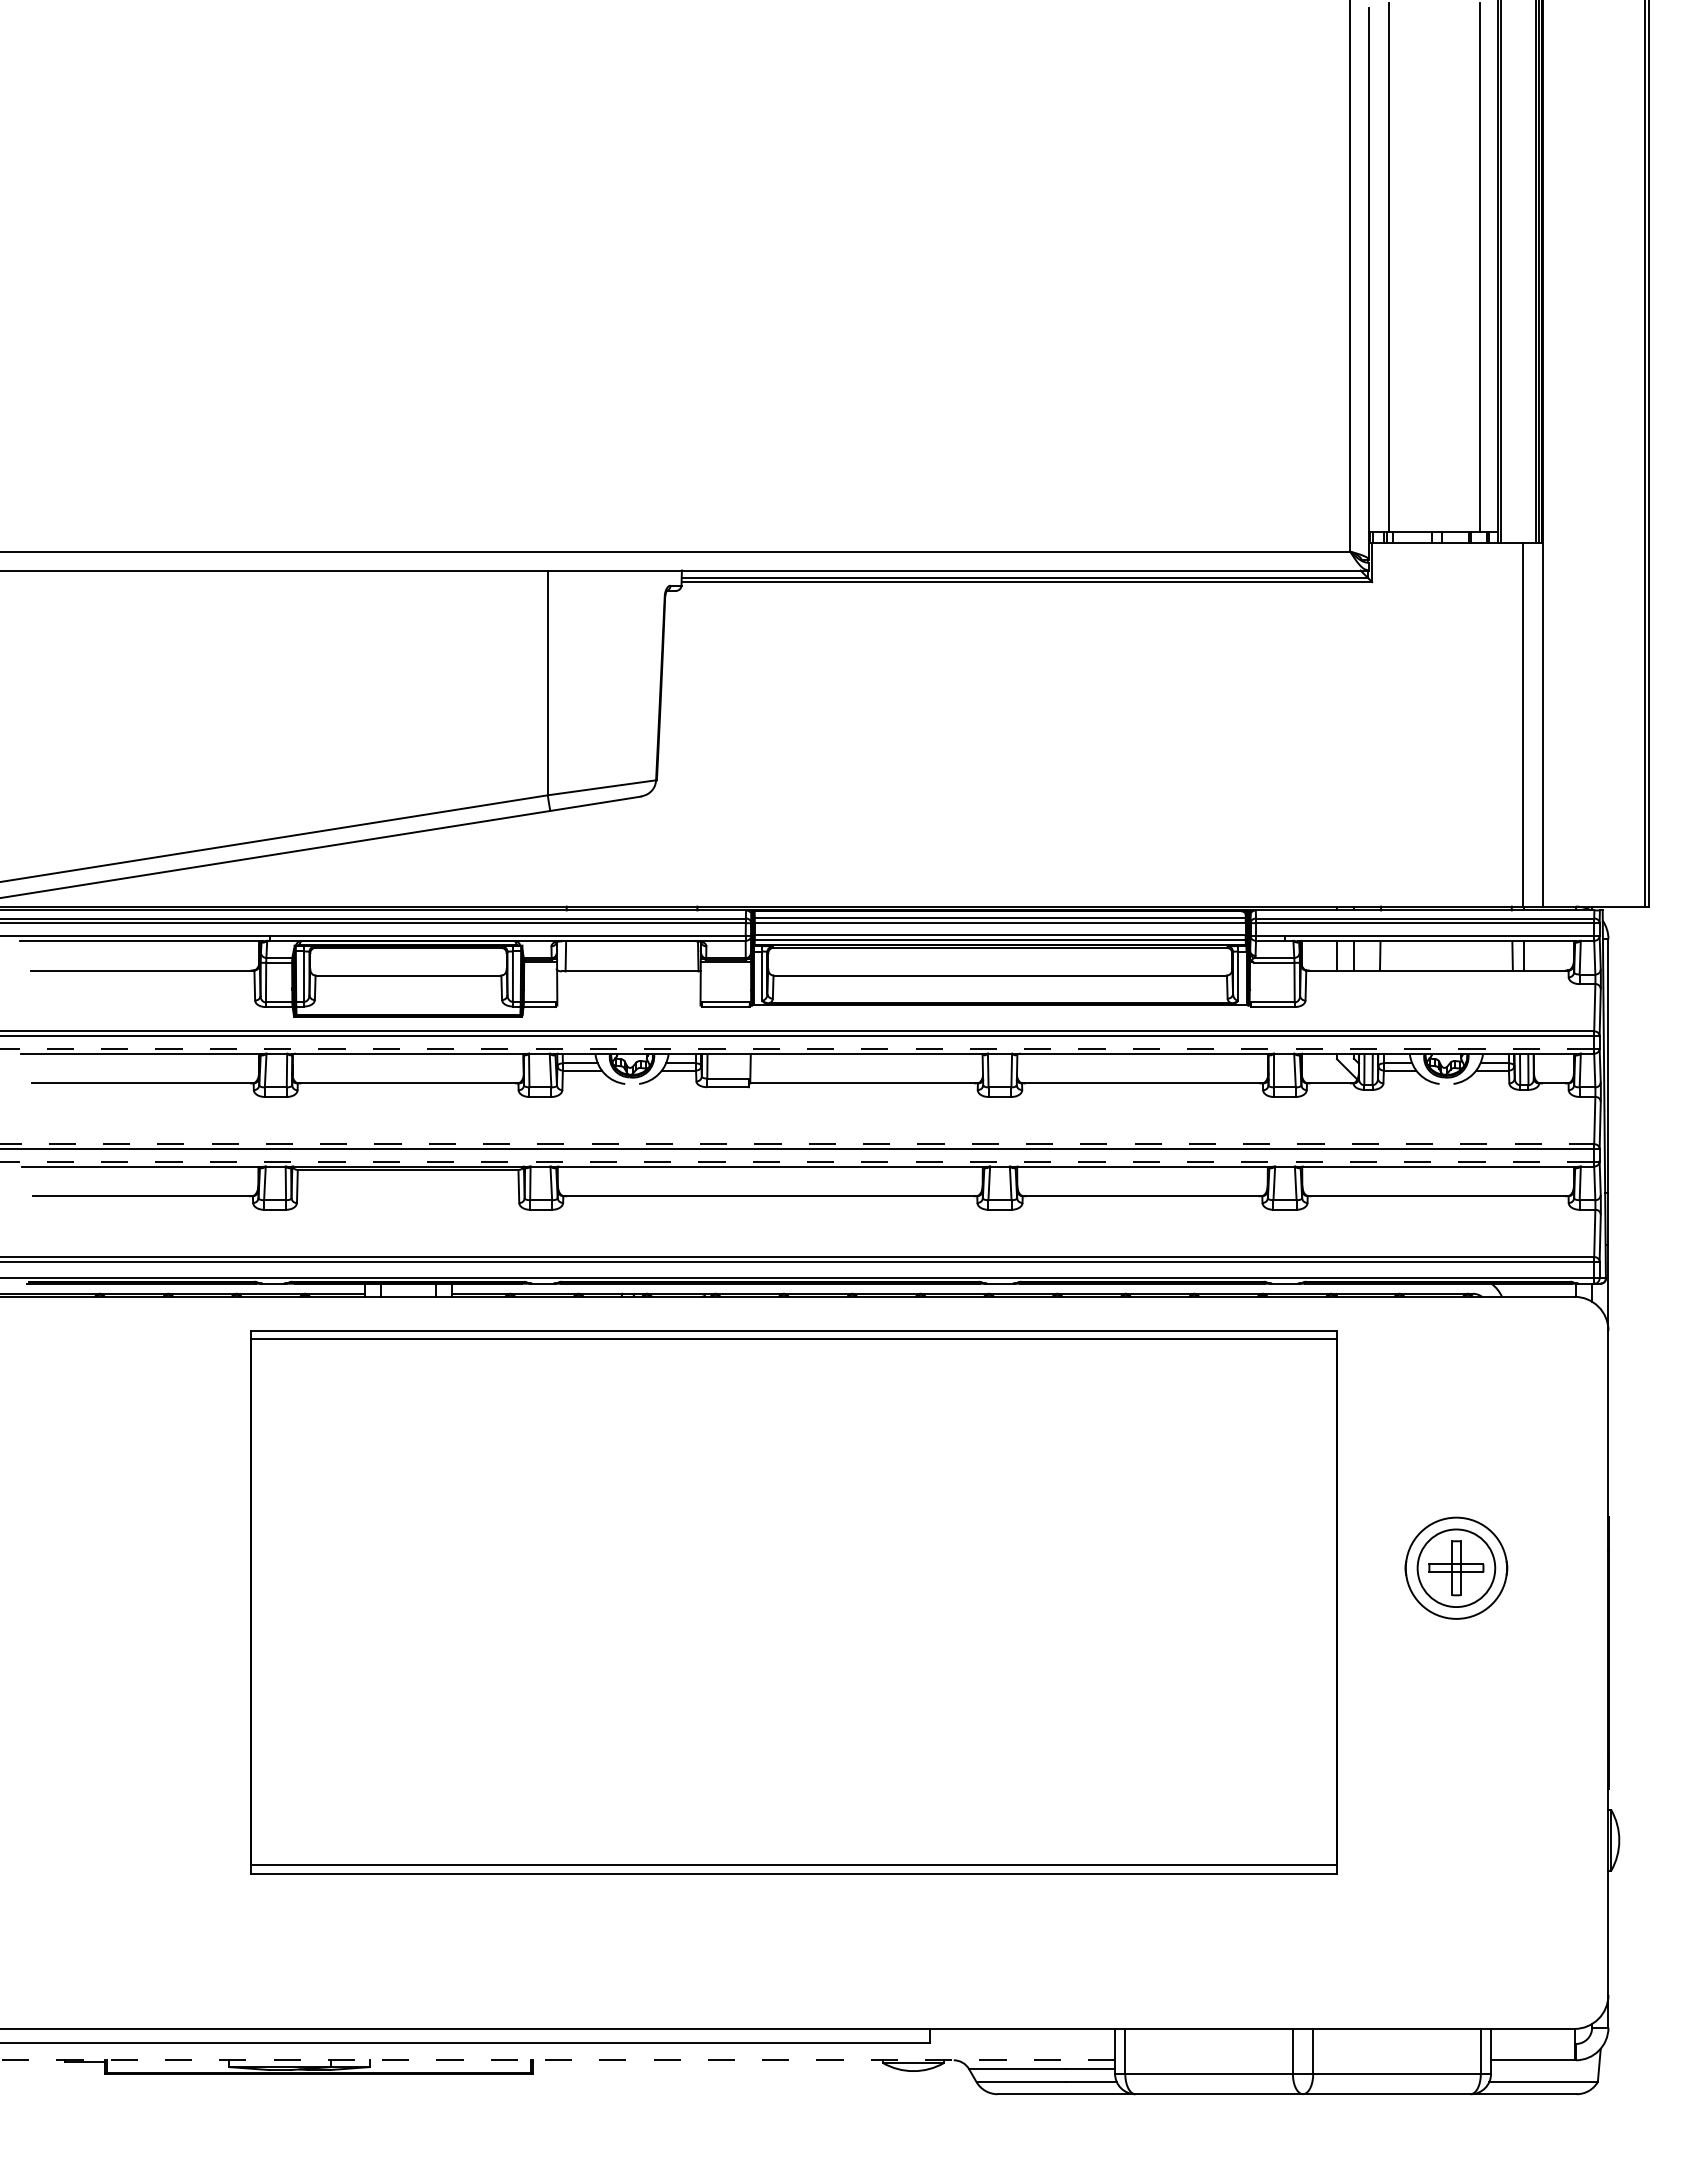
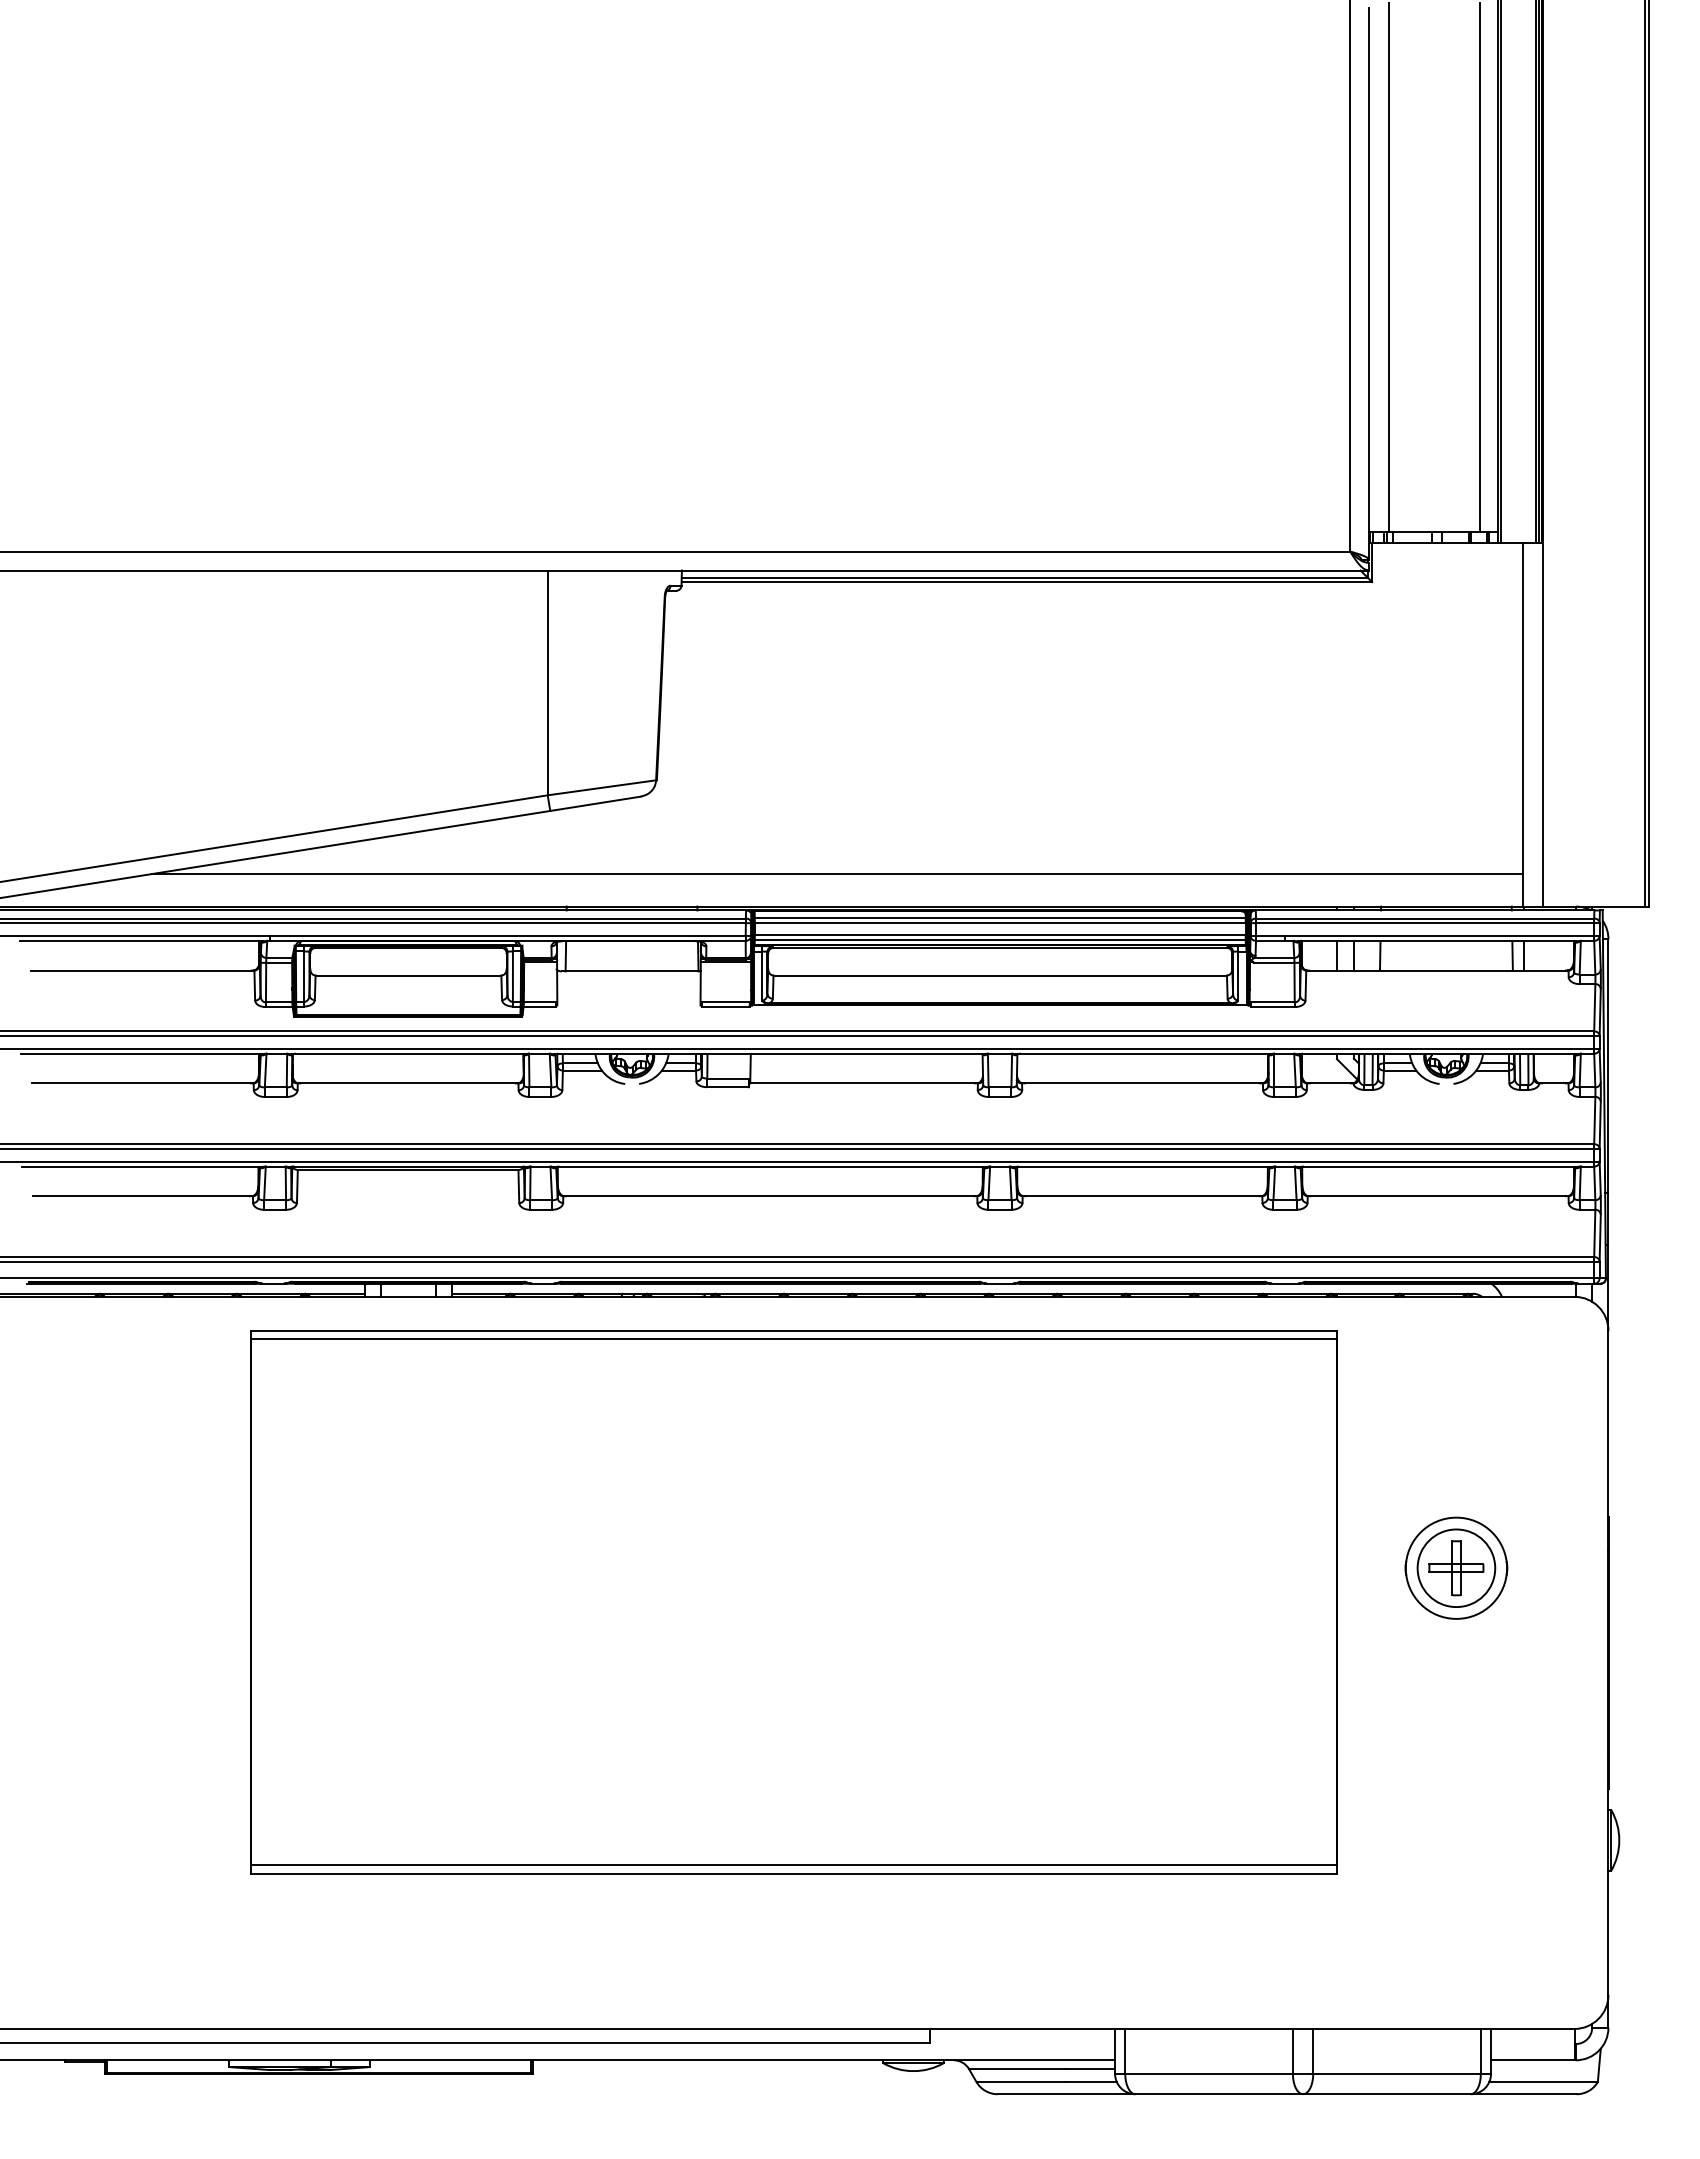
line: none -> present (837, 874)
line: dashed -> solid (797, 1048)
line: dashed -> solid (797, 1144)
line: dashed -> solid (797, 1161)
line: dashed -> solid (557, 2060)
